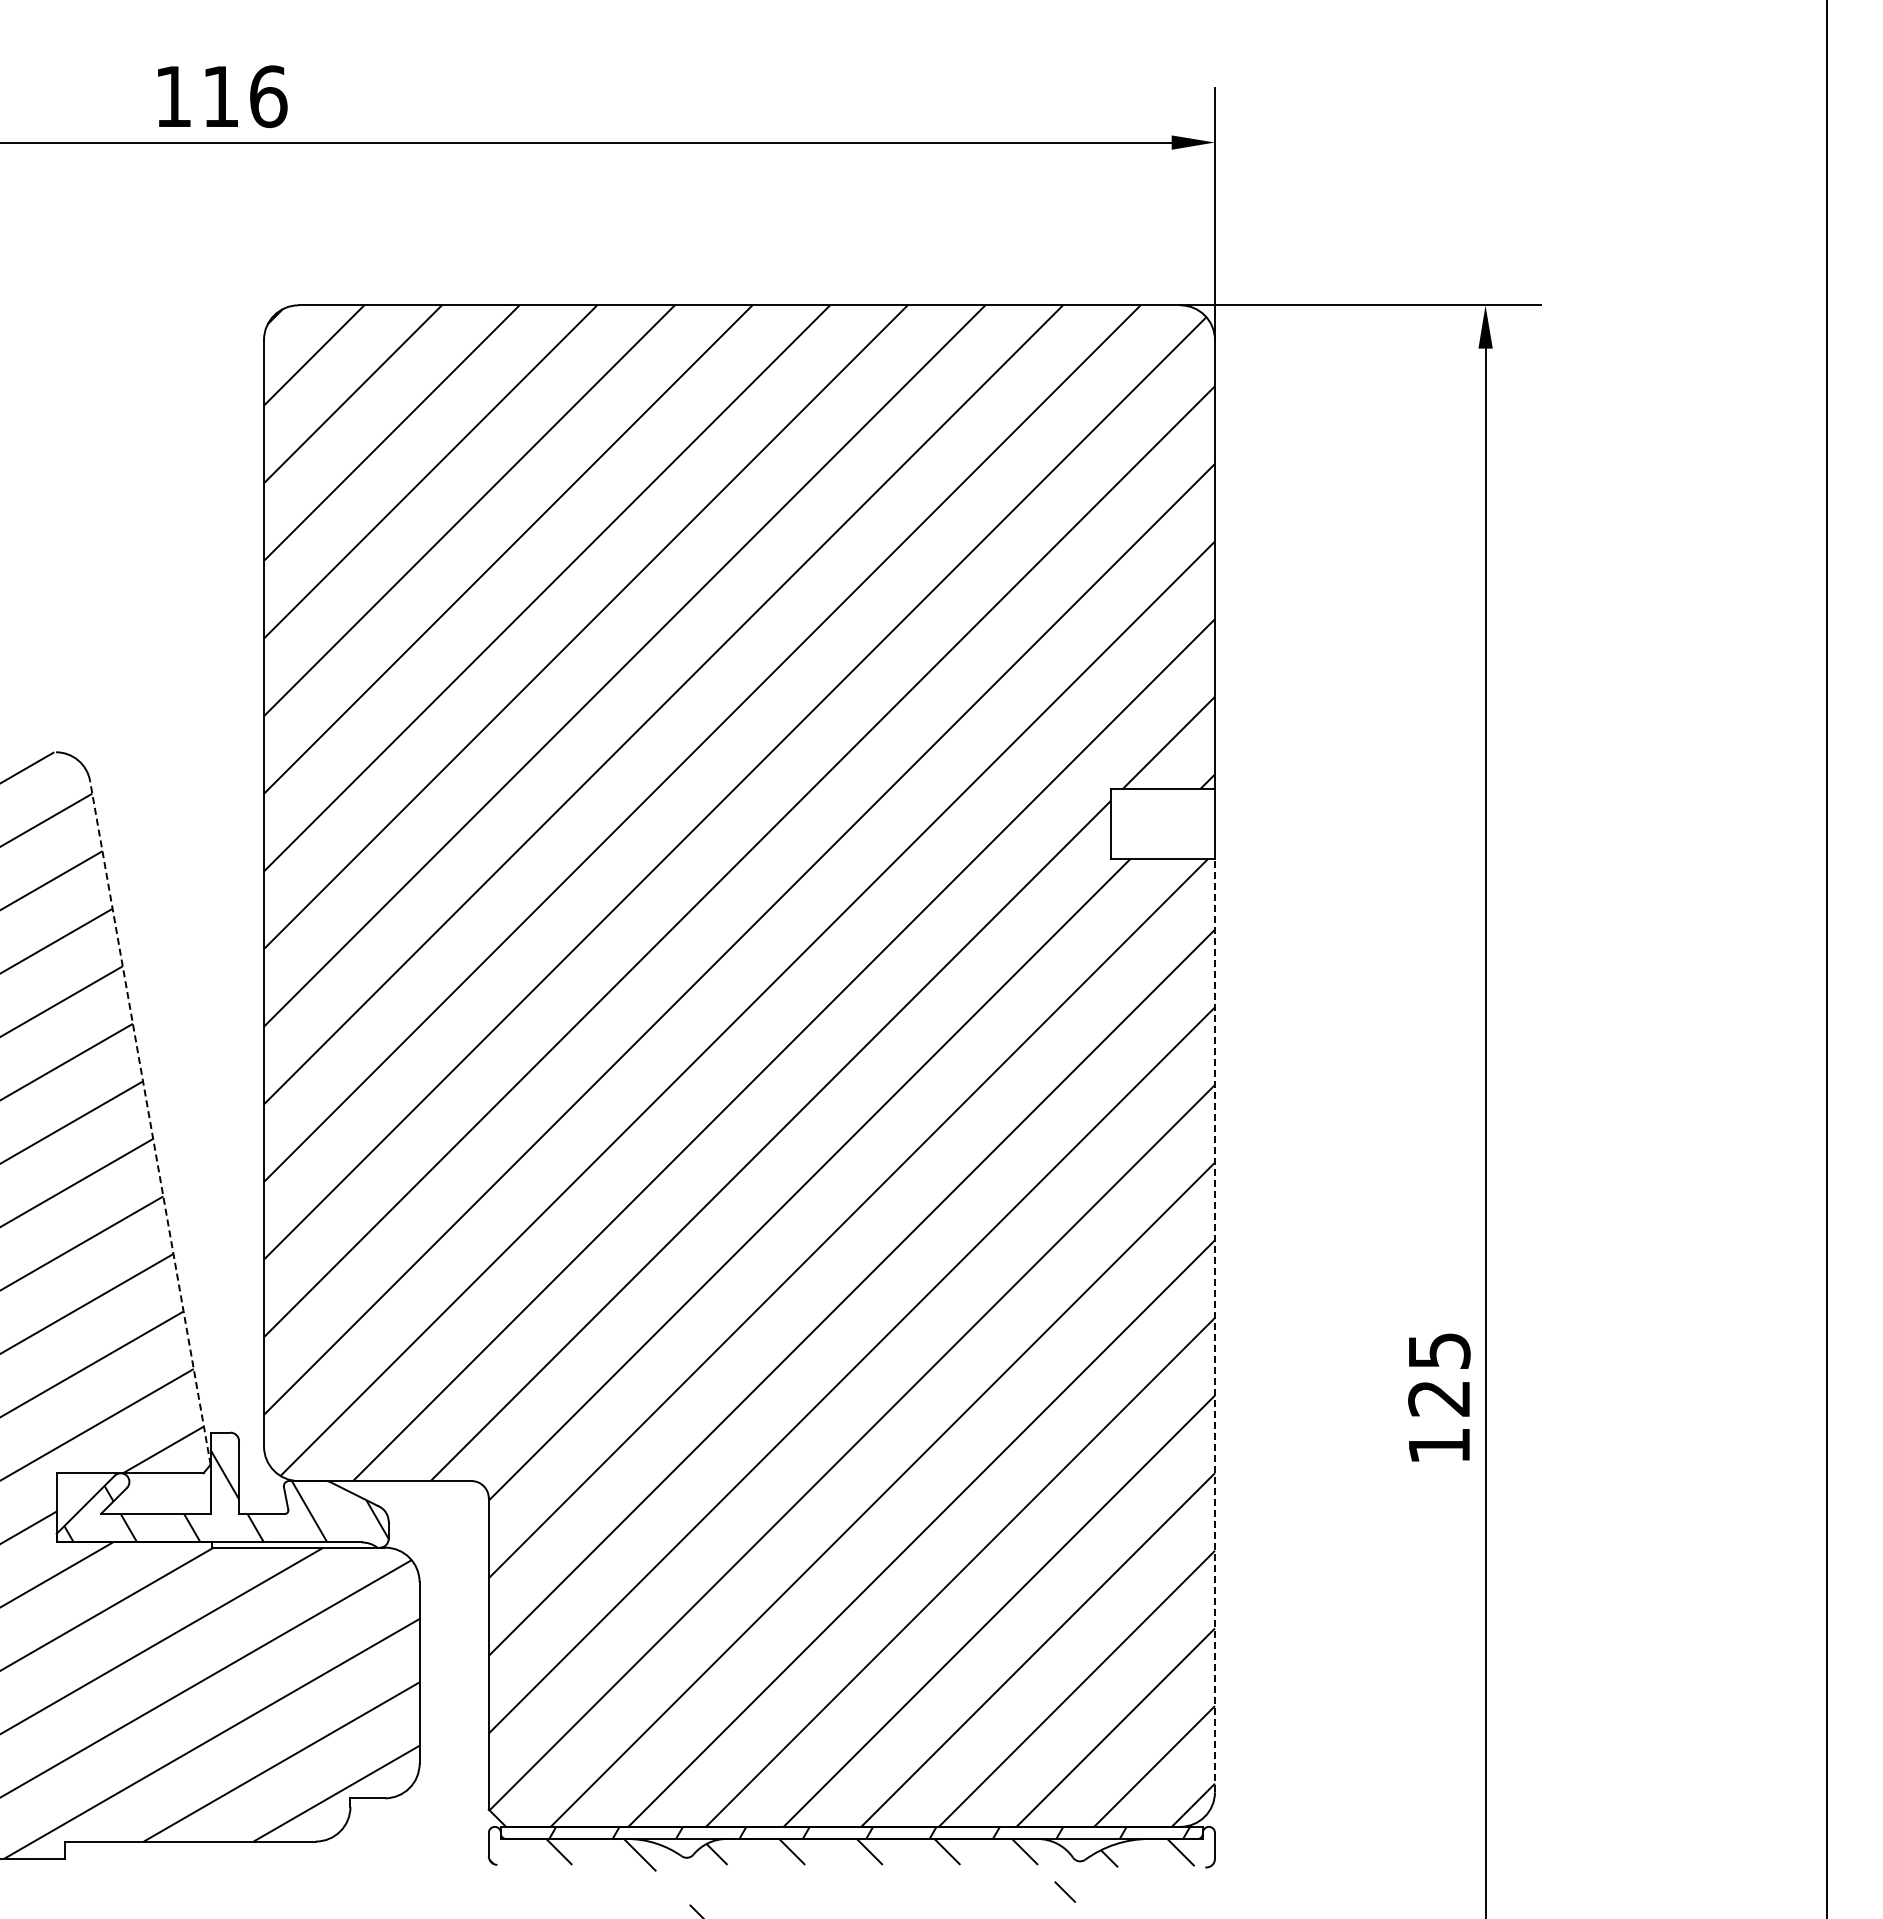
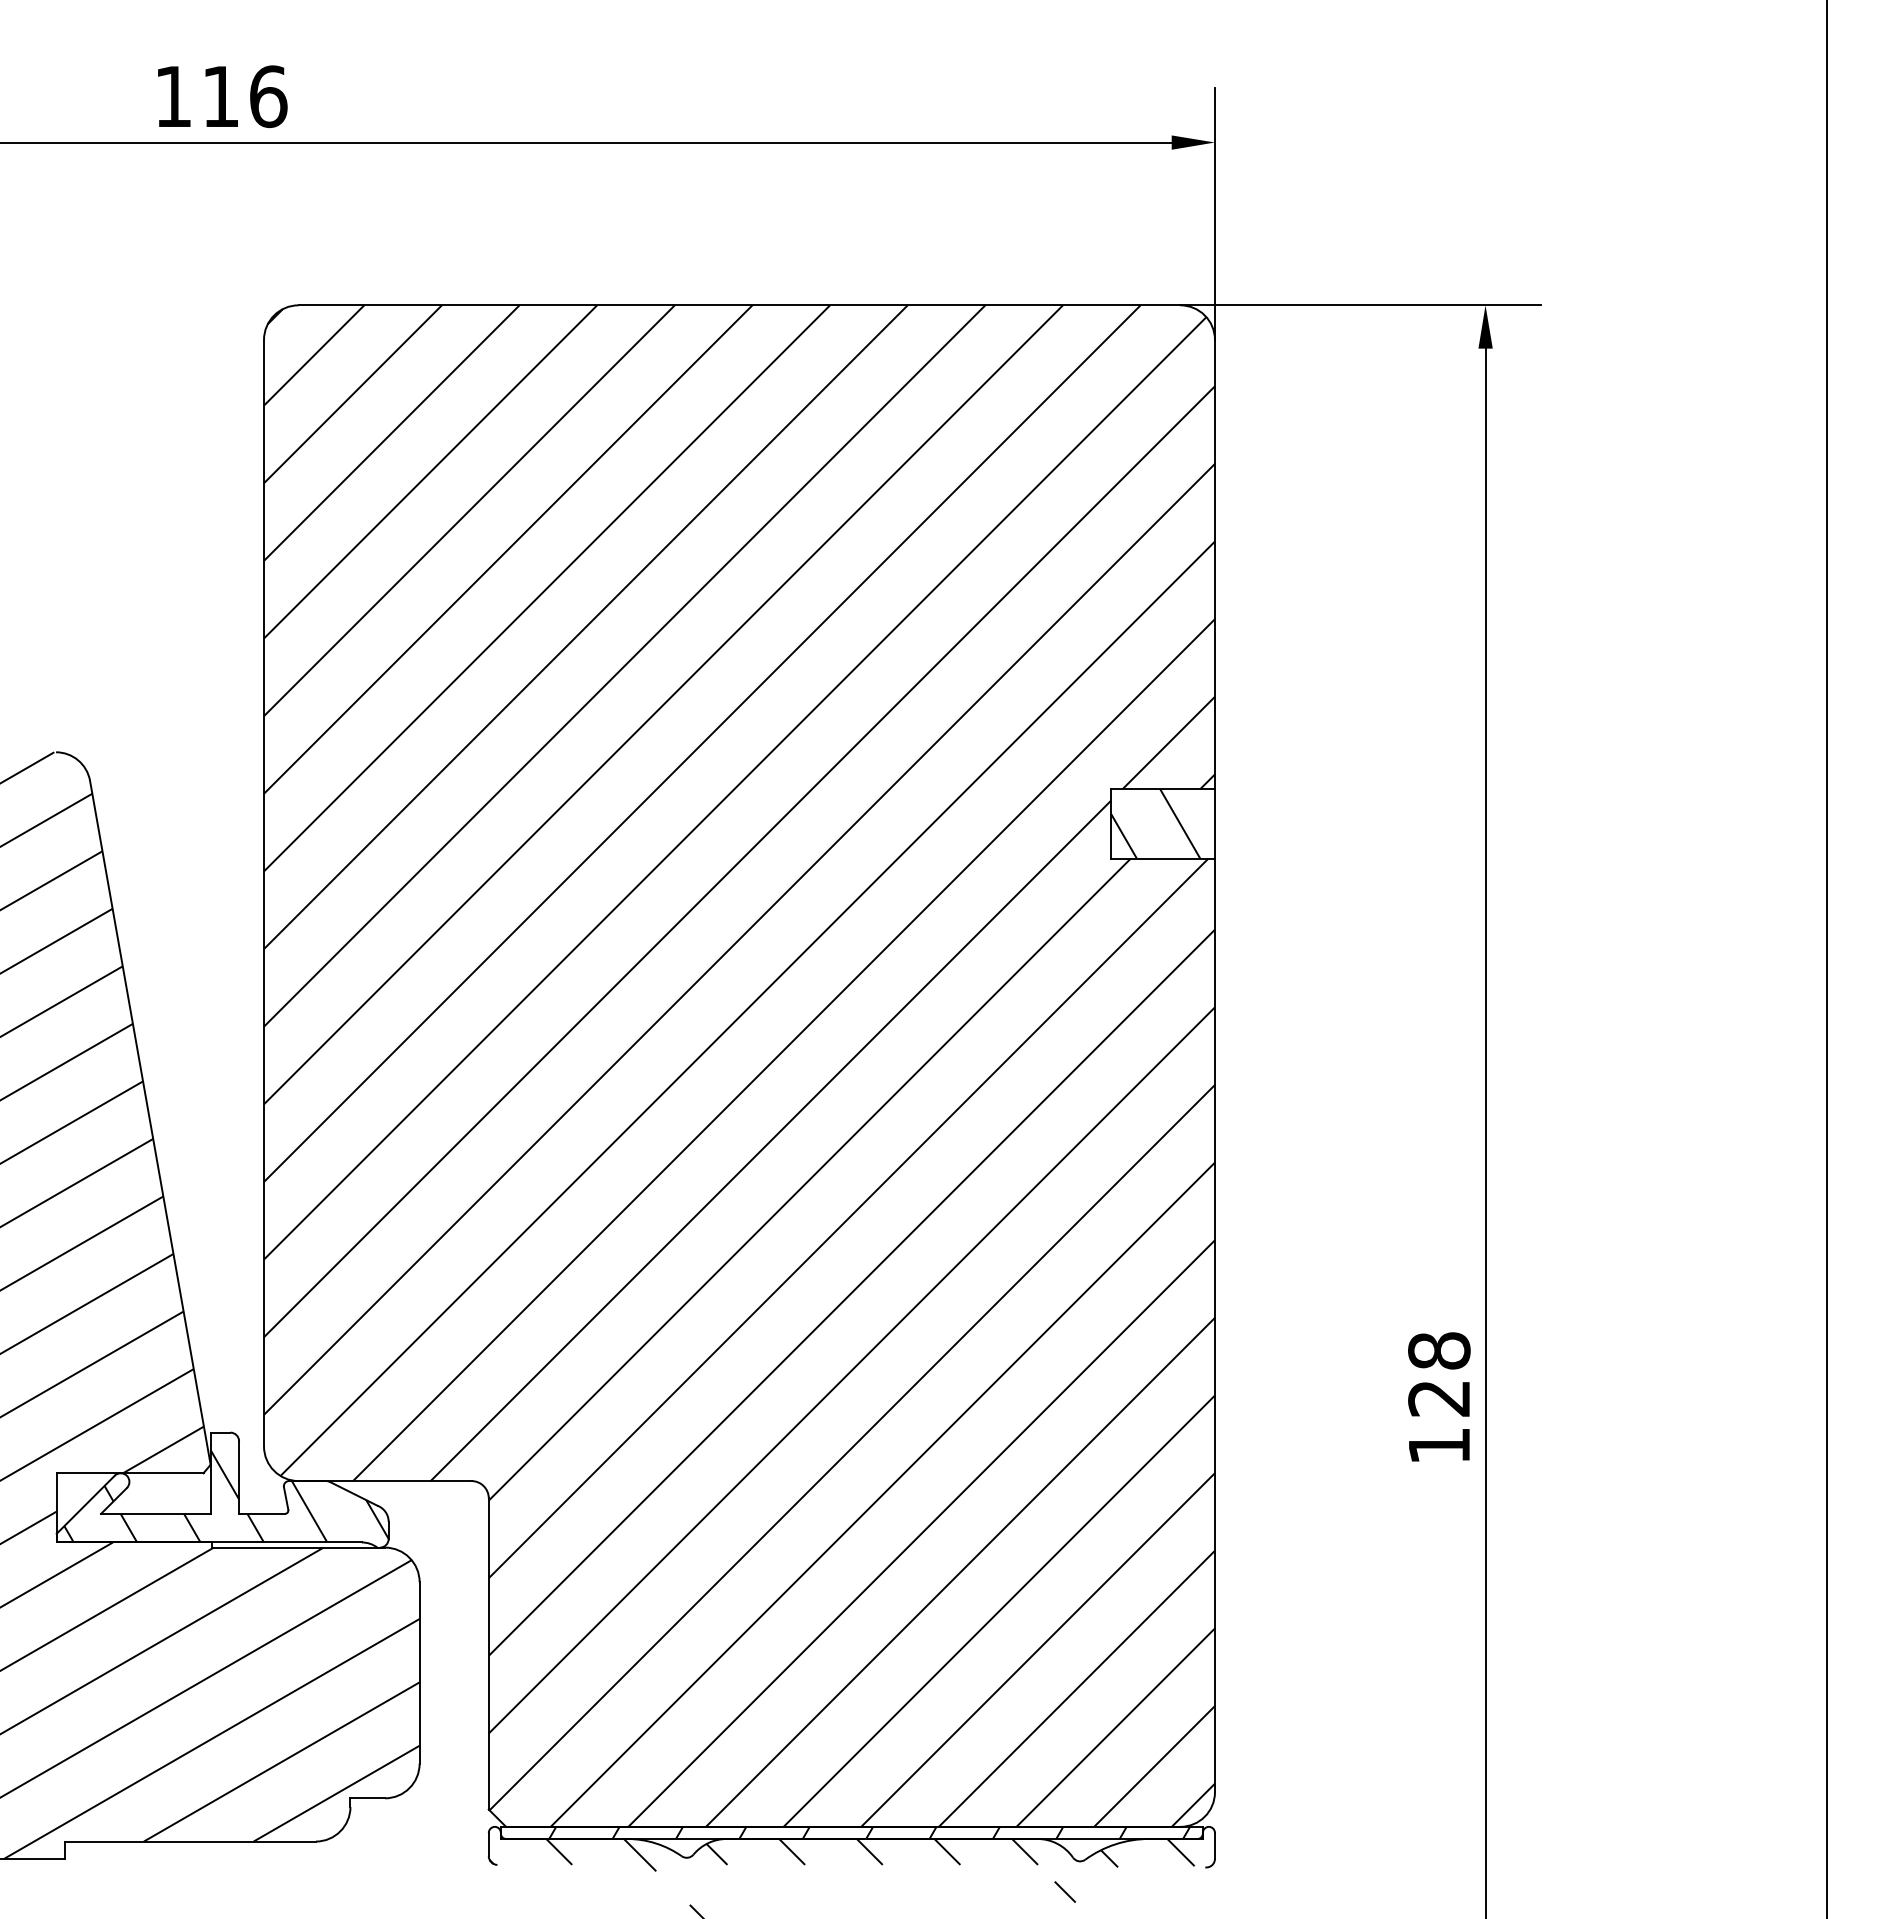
hatch: none -> present (1155, 823)
line: dashed -> solid (150, 1122)
line: dashed -> solid (1214, 1325)
text: 125 -> 128 (1439, 1350)
